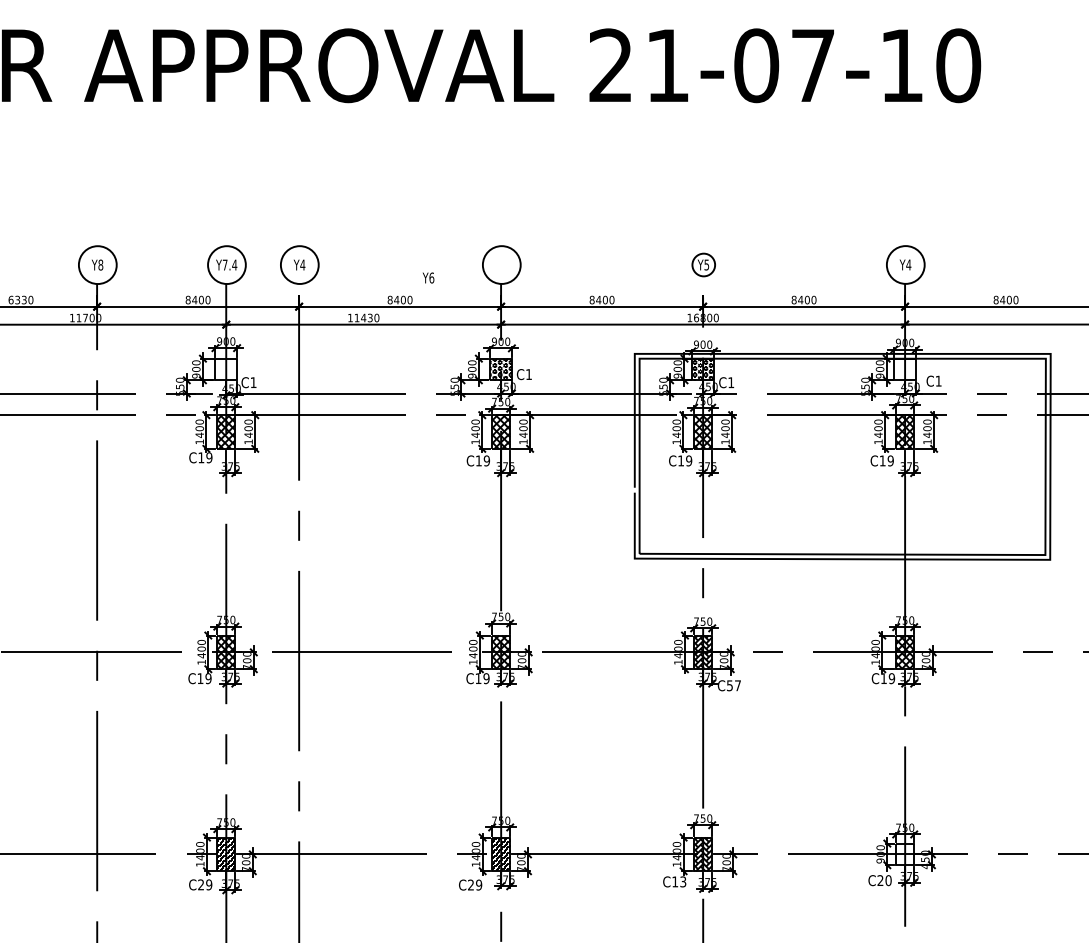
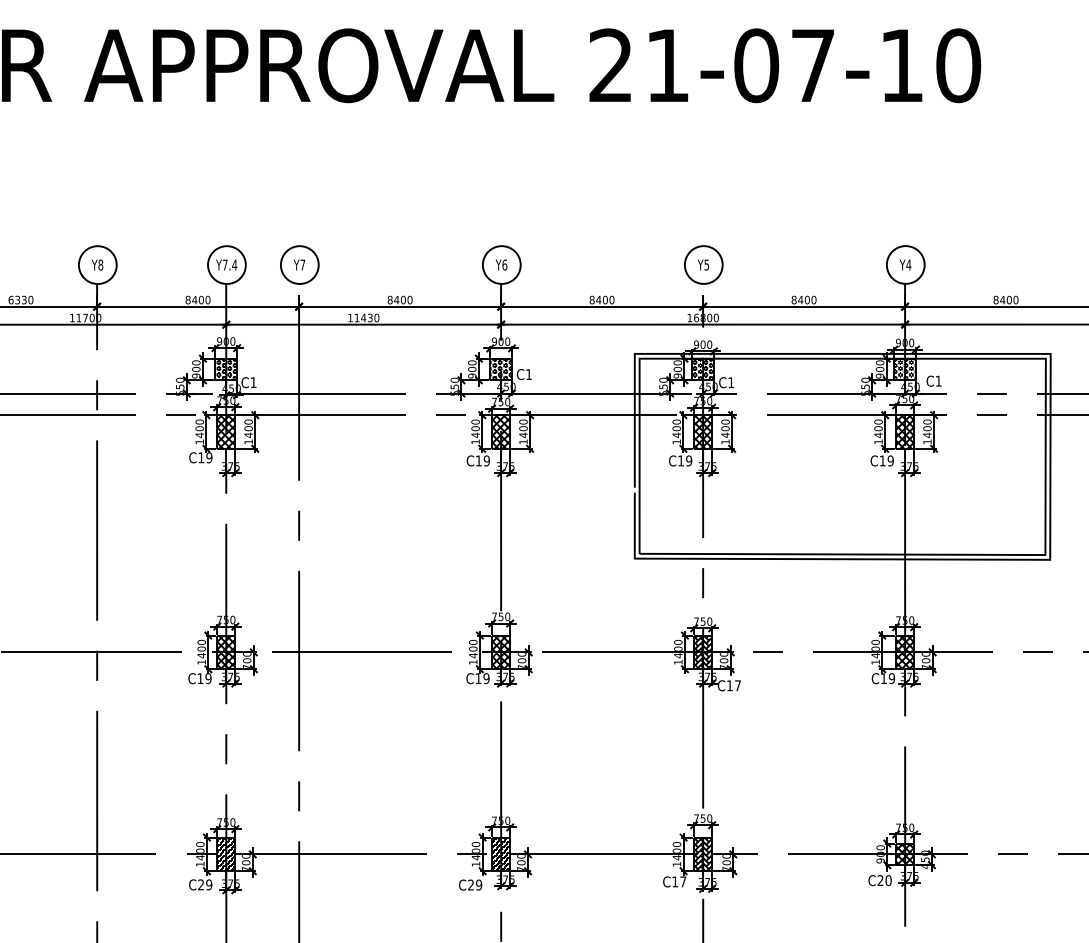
text: Y4 -> Y7 (302, 264)
circle diameter: 23 px -> 38 px (703, 264)
text position: (428, 277) -> (501, 264) (501, 264)
hatch: none -> present (226, 369)
hatch: none -> present (904, 369)
text: C57 -> C17 (729, 685)
hatch: none -> present (905, 854)
text: C13 -> C17 (683, 881)
